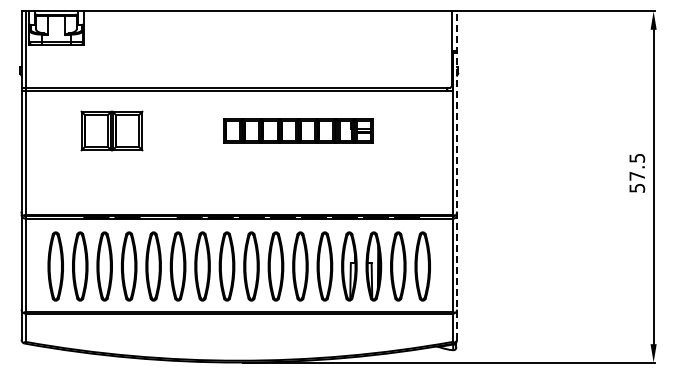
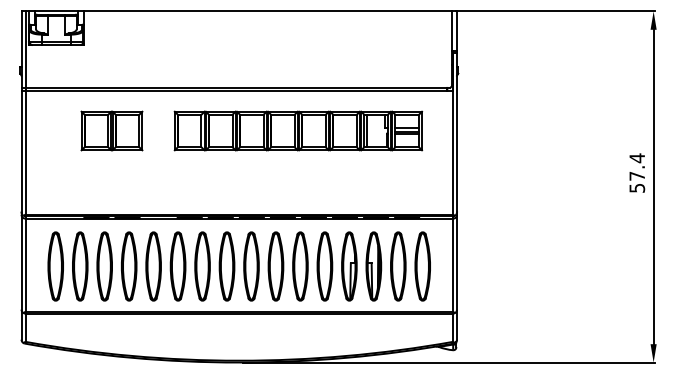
part size: 151x26 px -> 251x42 px (298, 130)
text: 57.5 -> 57.4 (637, 158)
line: dashed -> solid (457, 175)
